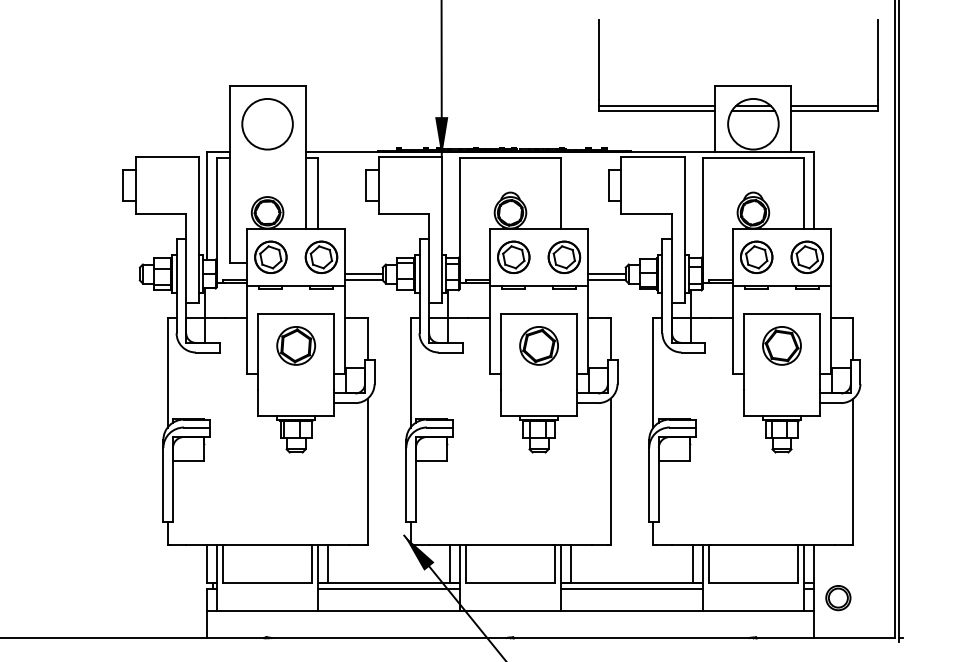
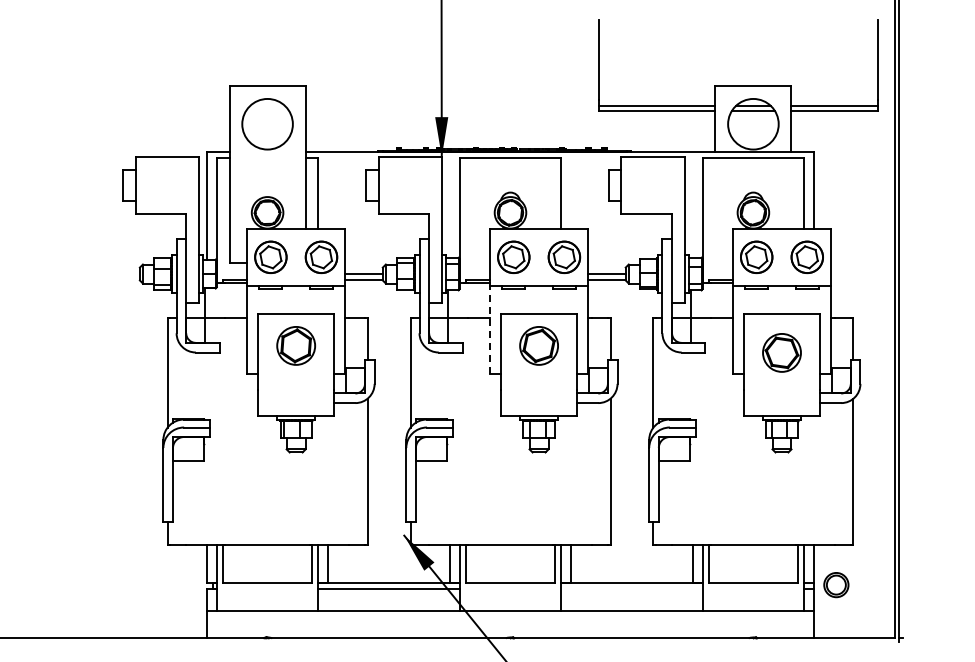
line: solid -> dashed (490, 329)
part position: (781, 345) -> (781, 352) (781, 352)
line: present -> none (631, 589)
part position: (838, 598) -> (836, 585) (836, 585)
